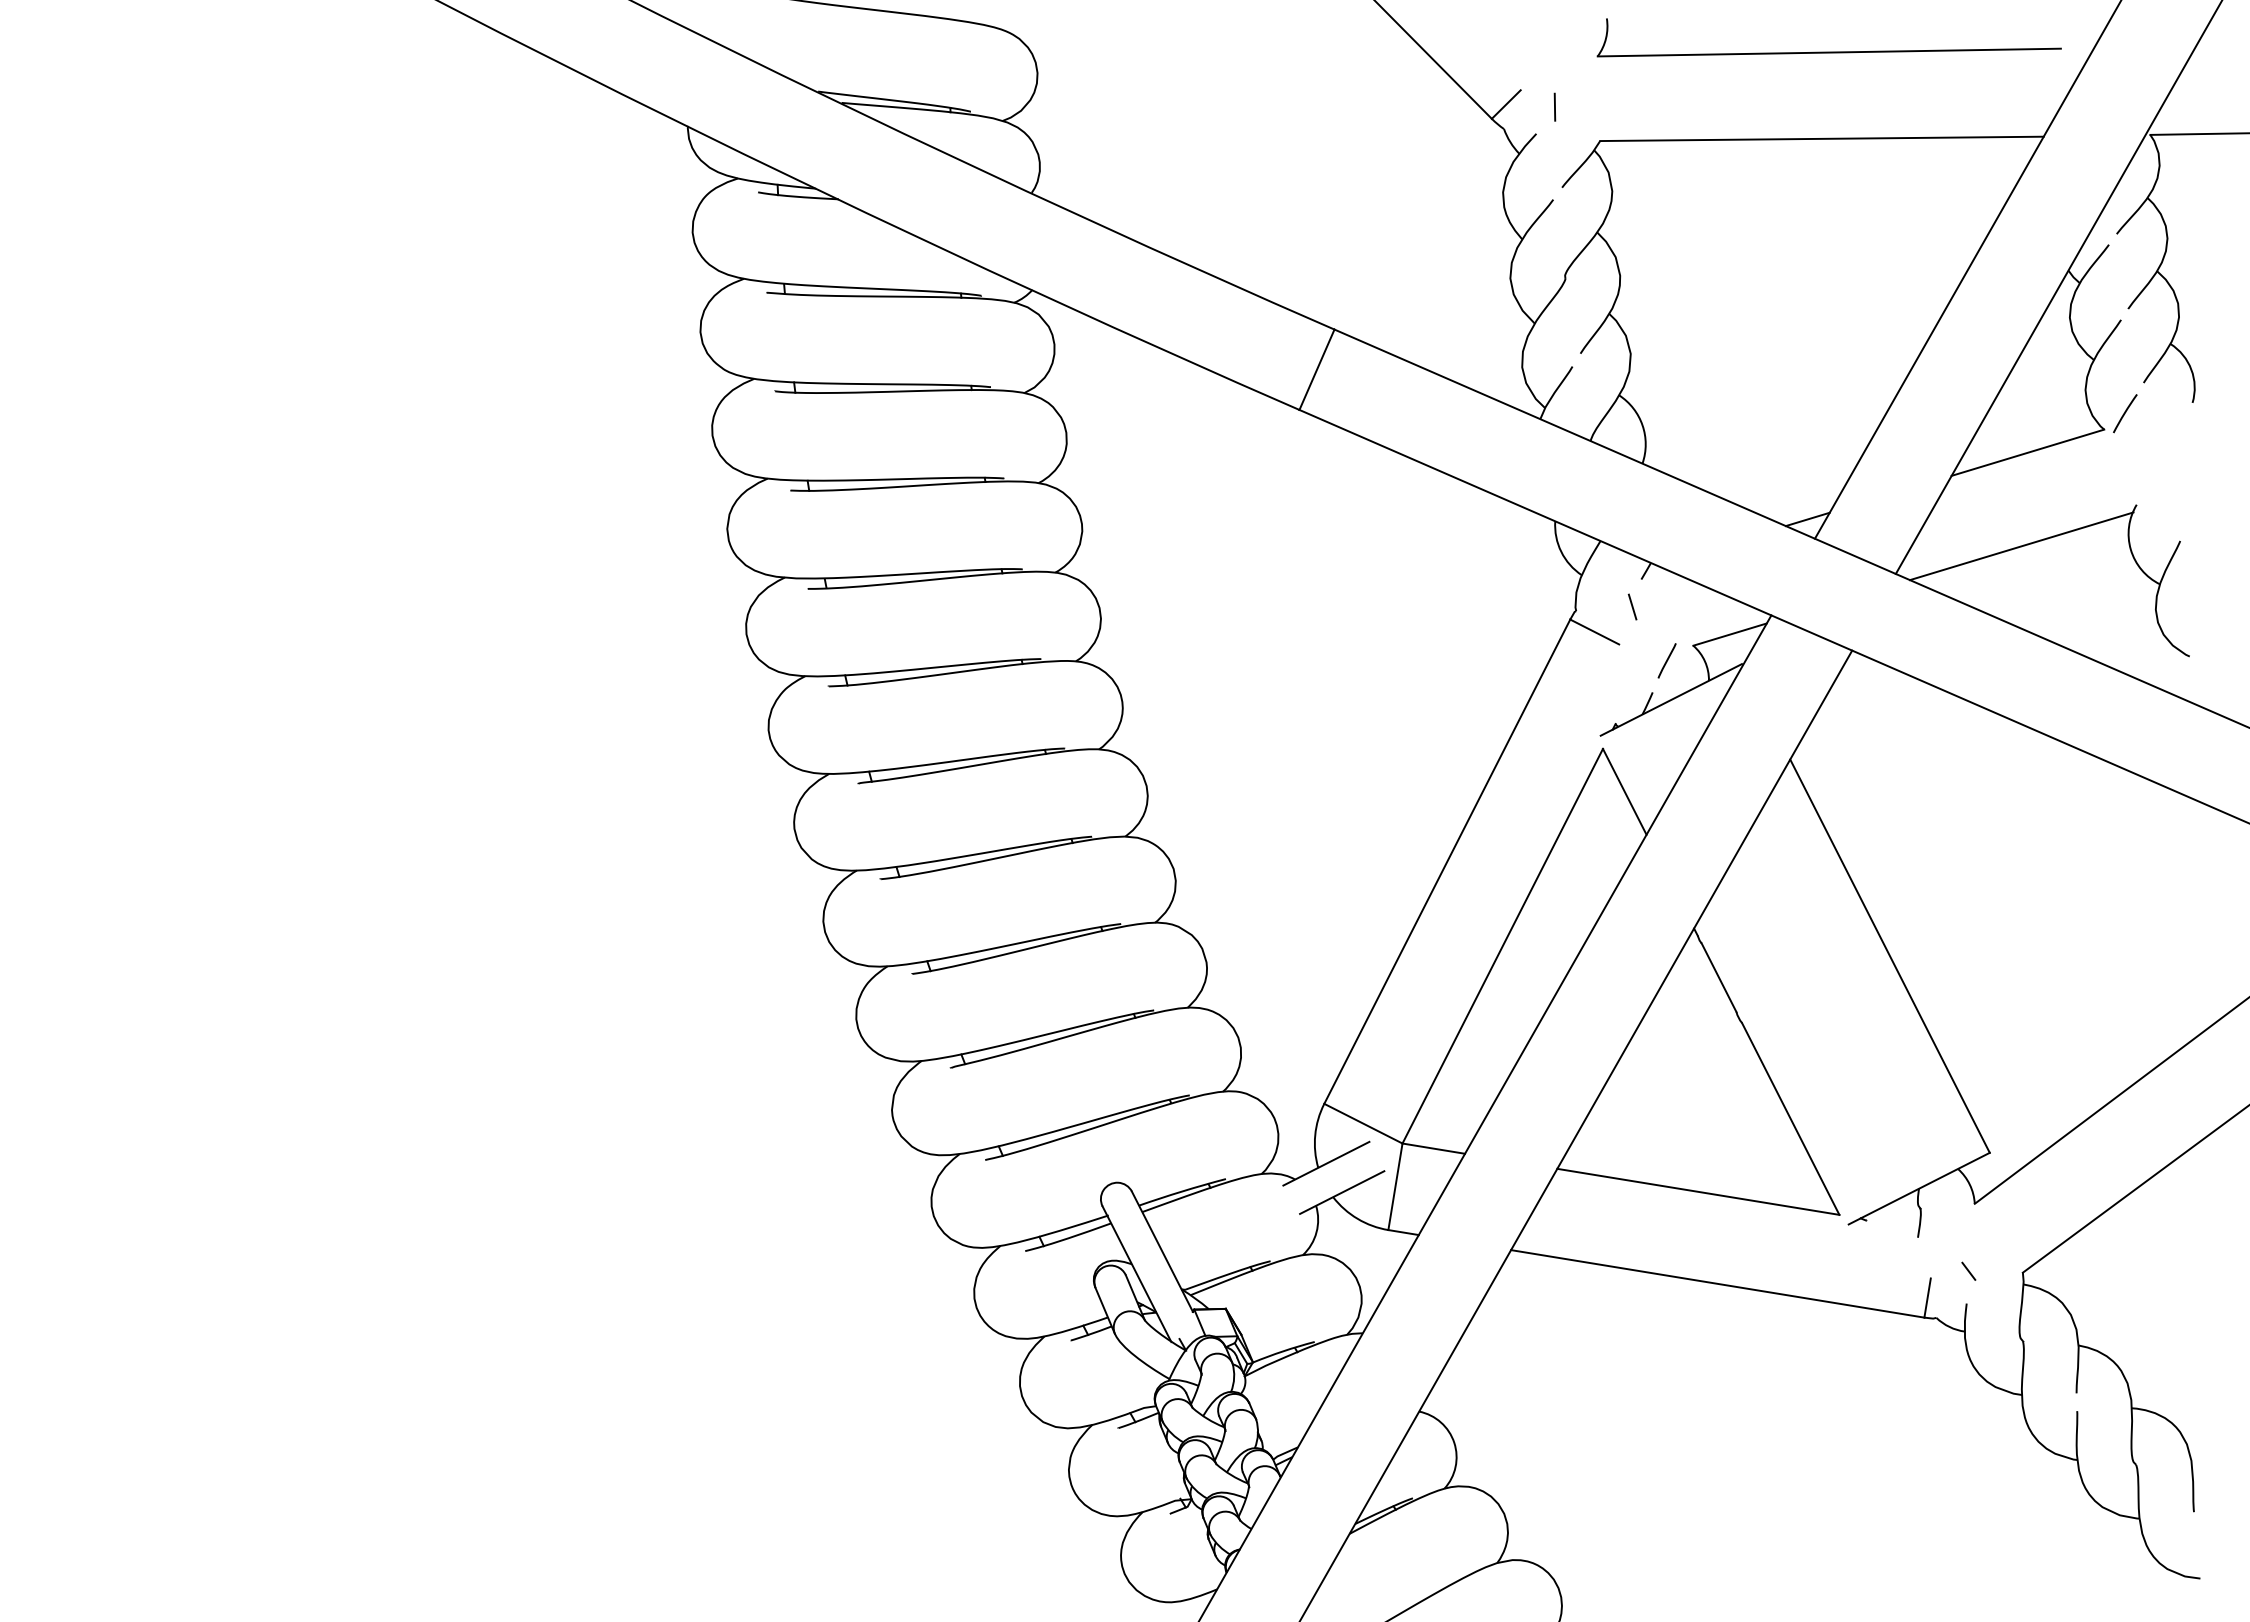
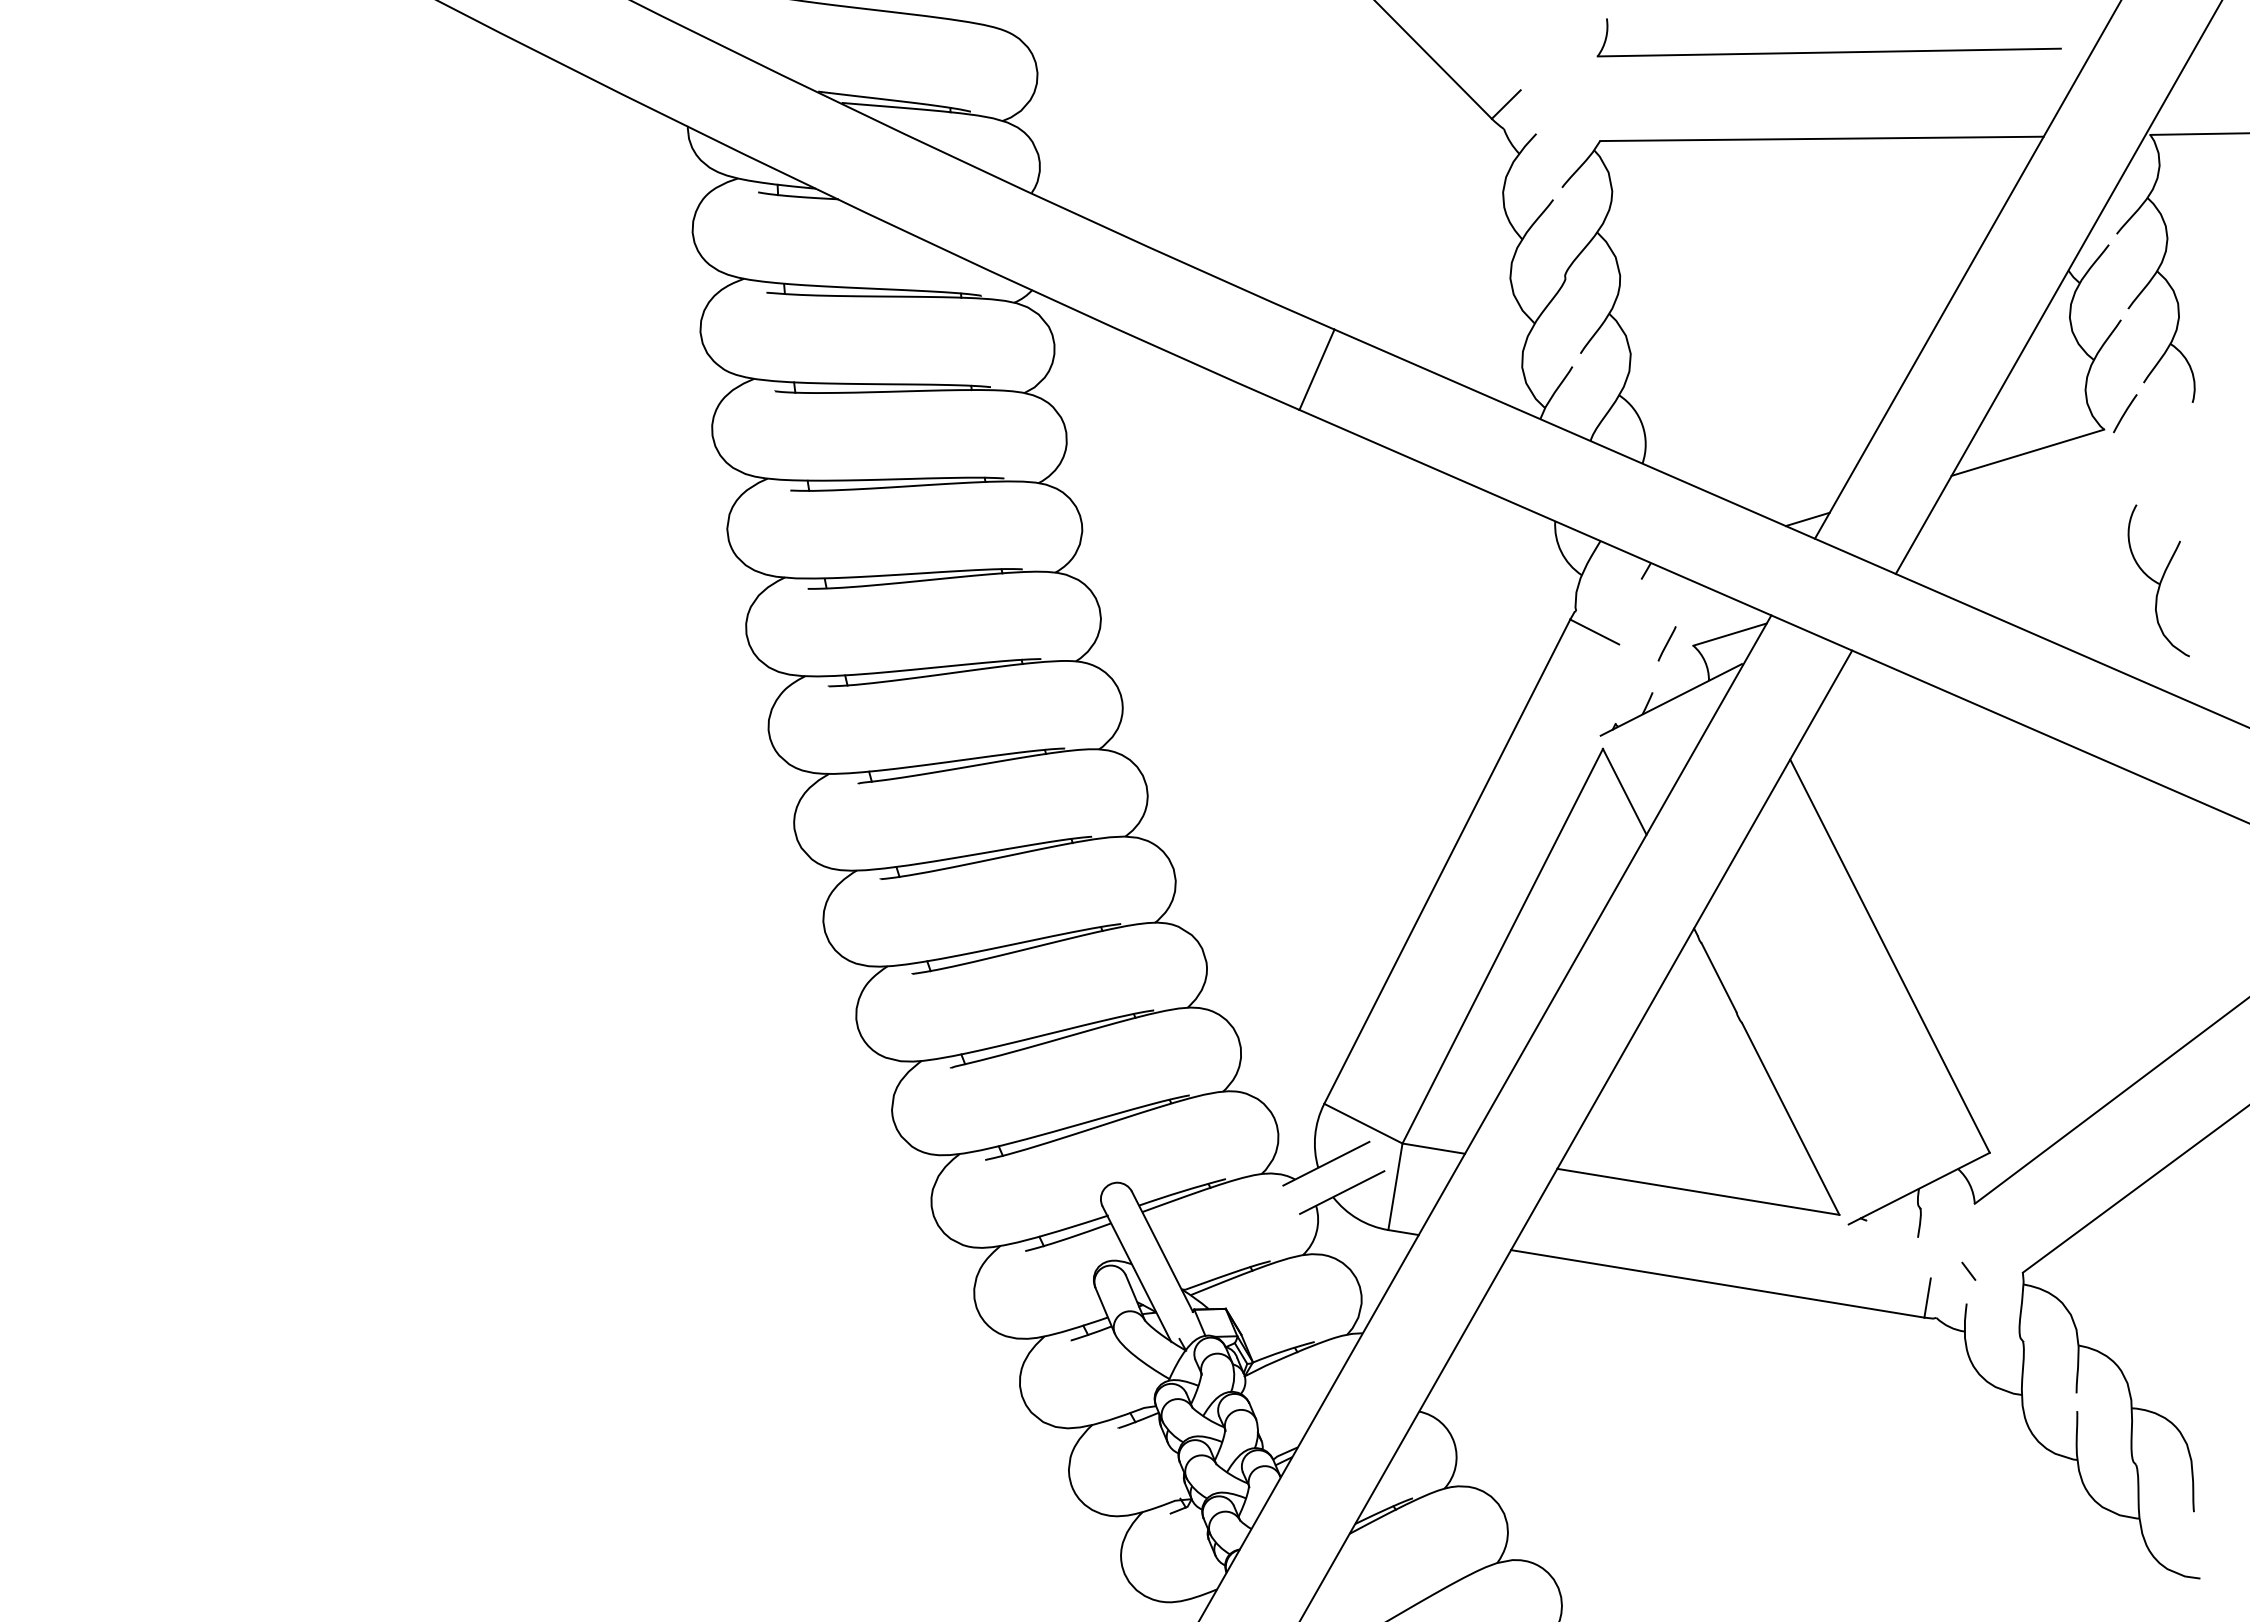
line: present -> none (1554, 106)
line: present -> none (2021, 546)
line: present -> none (1632, 606)
line position: (1666, 660) -> (1666, 643) (1666, 643)
